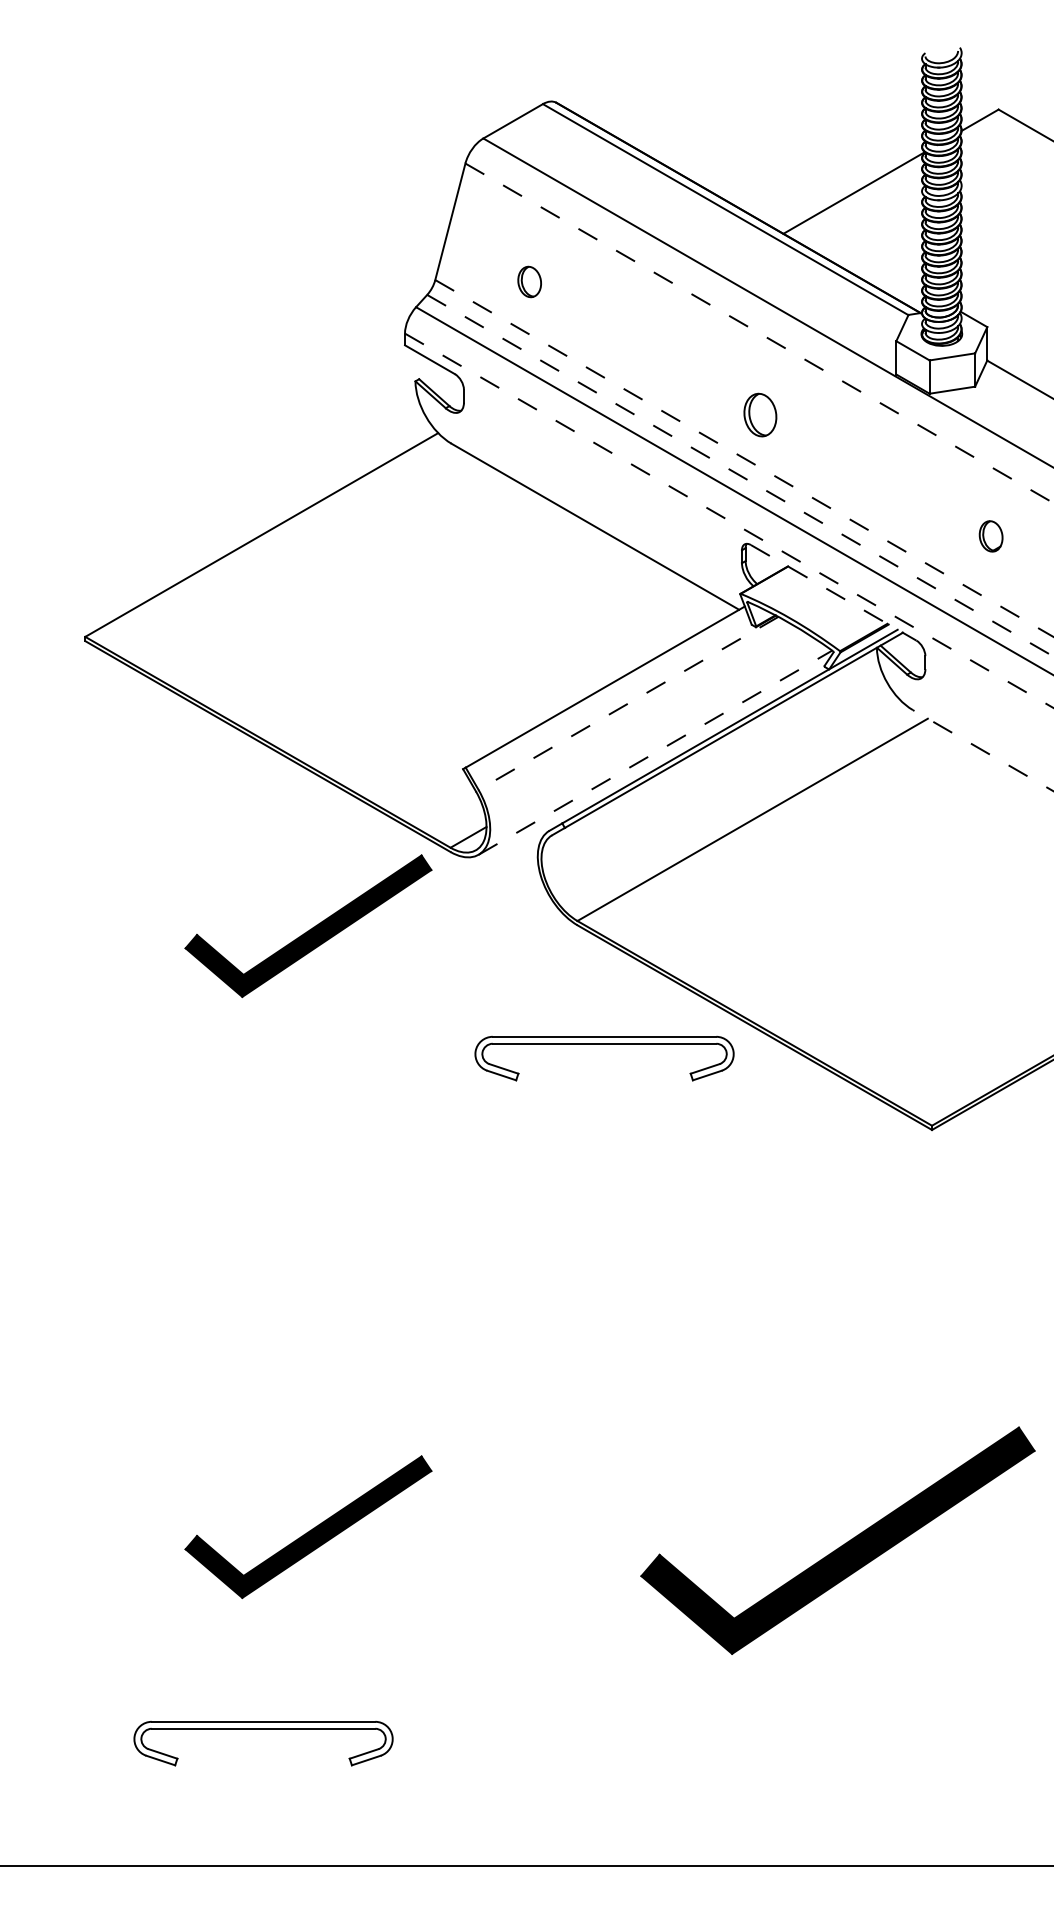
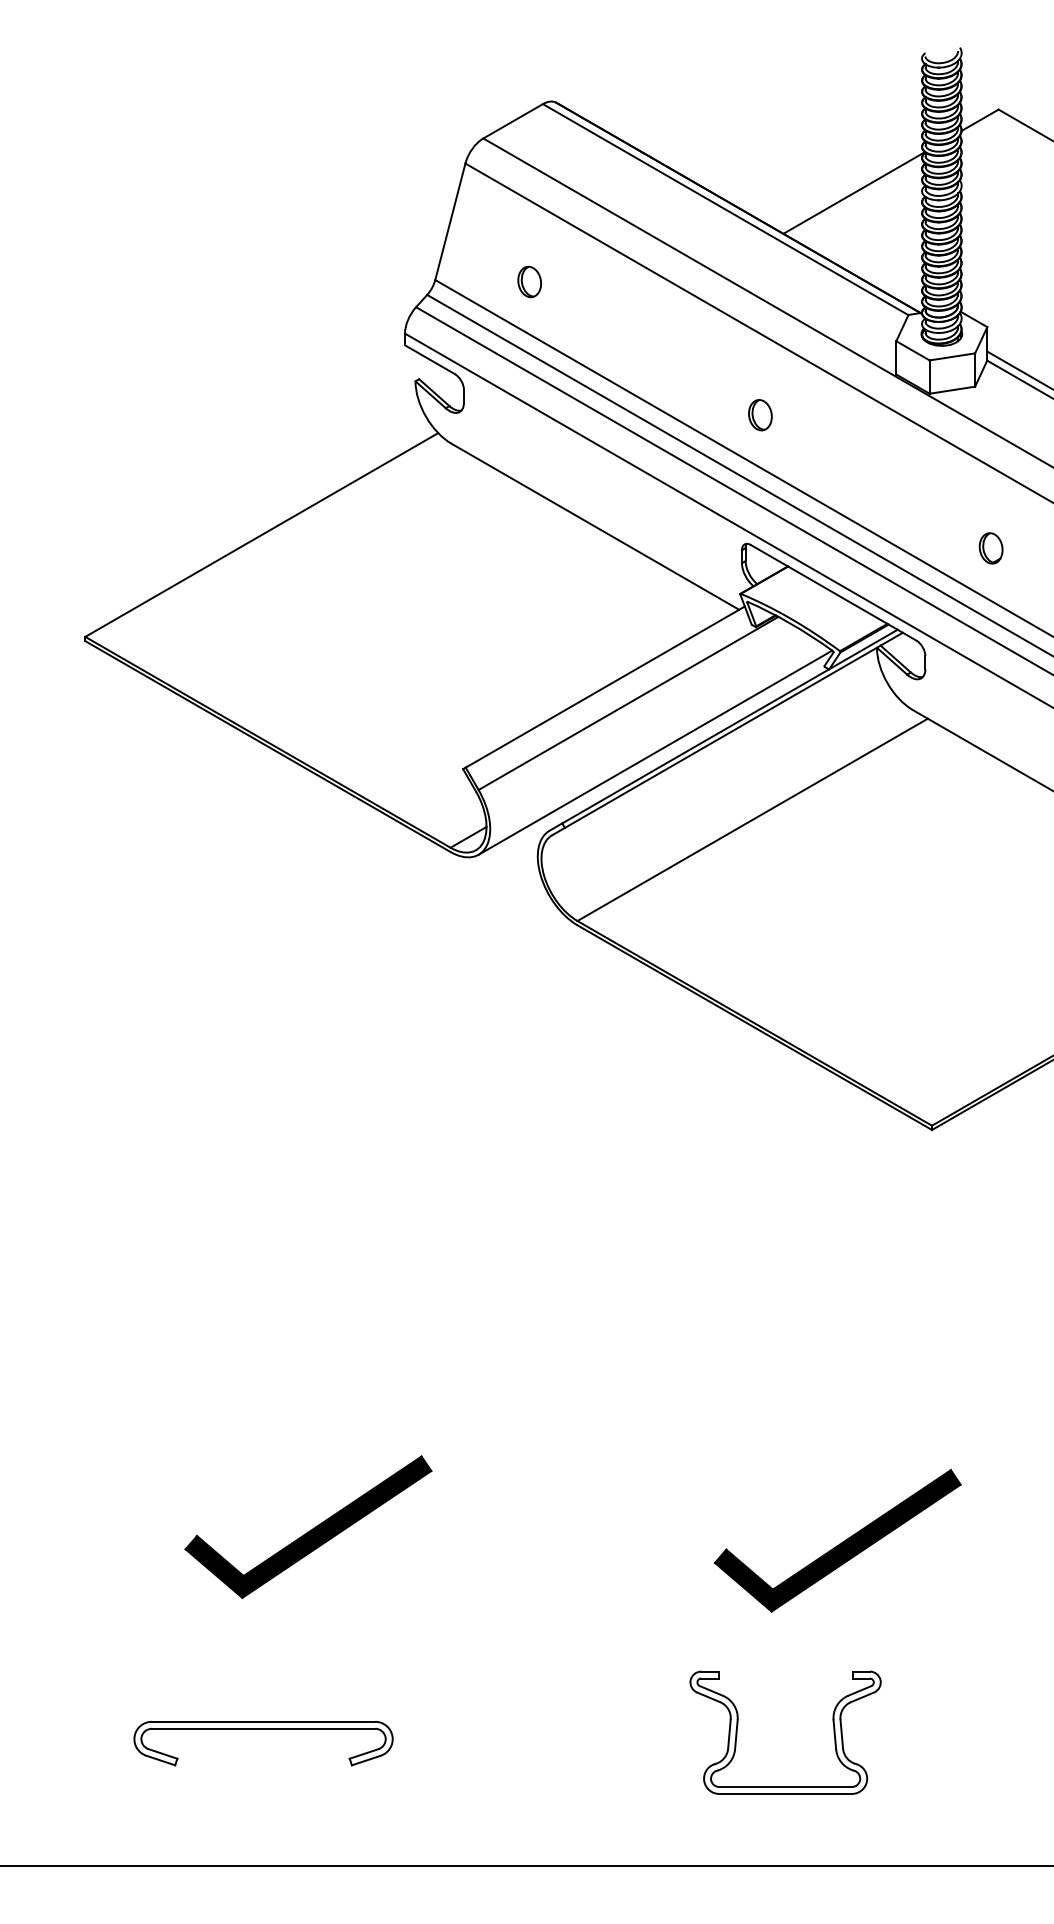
line: dashed -> solid (759, 333)
line: none -> present (1018, 369)
part size: 35x46 px -> 25x33 px (760, 415)
line: dashed -> solid (744, 458)
line: dashed -> solid (740, 475)
line: dashed -> solid (729, 521)
part position: (990, 536) -> (990, 548) (990, 548)
line: dashed -> solid (833, 592)
line: dashed -> solid (628, 703)
line: dashed -> solid (983, 750)
line: dashed -> solid (655, 752)
part: present -> none (308, 925)
part: present -> none (604, 1044)
part size: 396x229 px -> 249x144 px (837, 1540)
part: none -> present (738, 1725)
